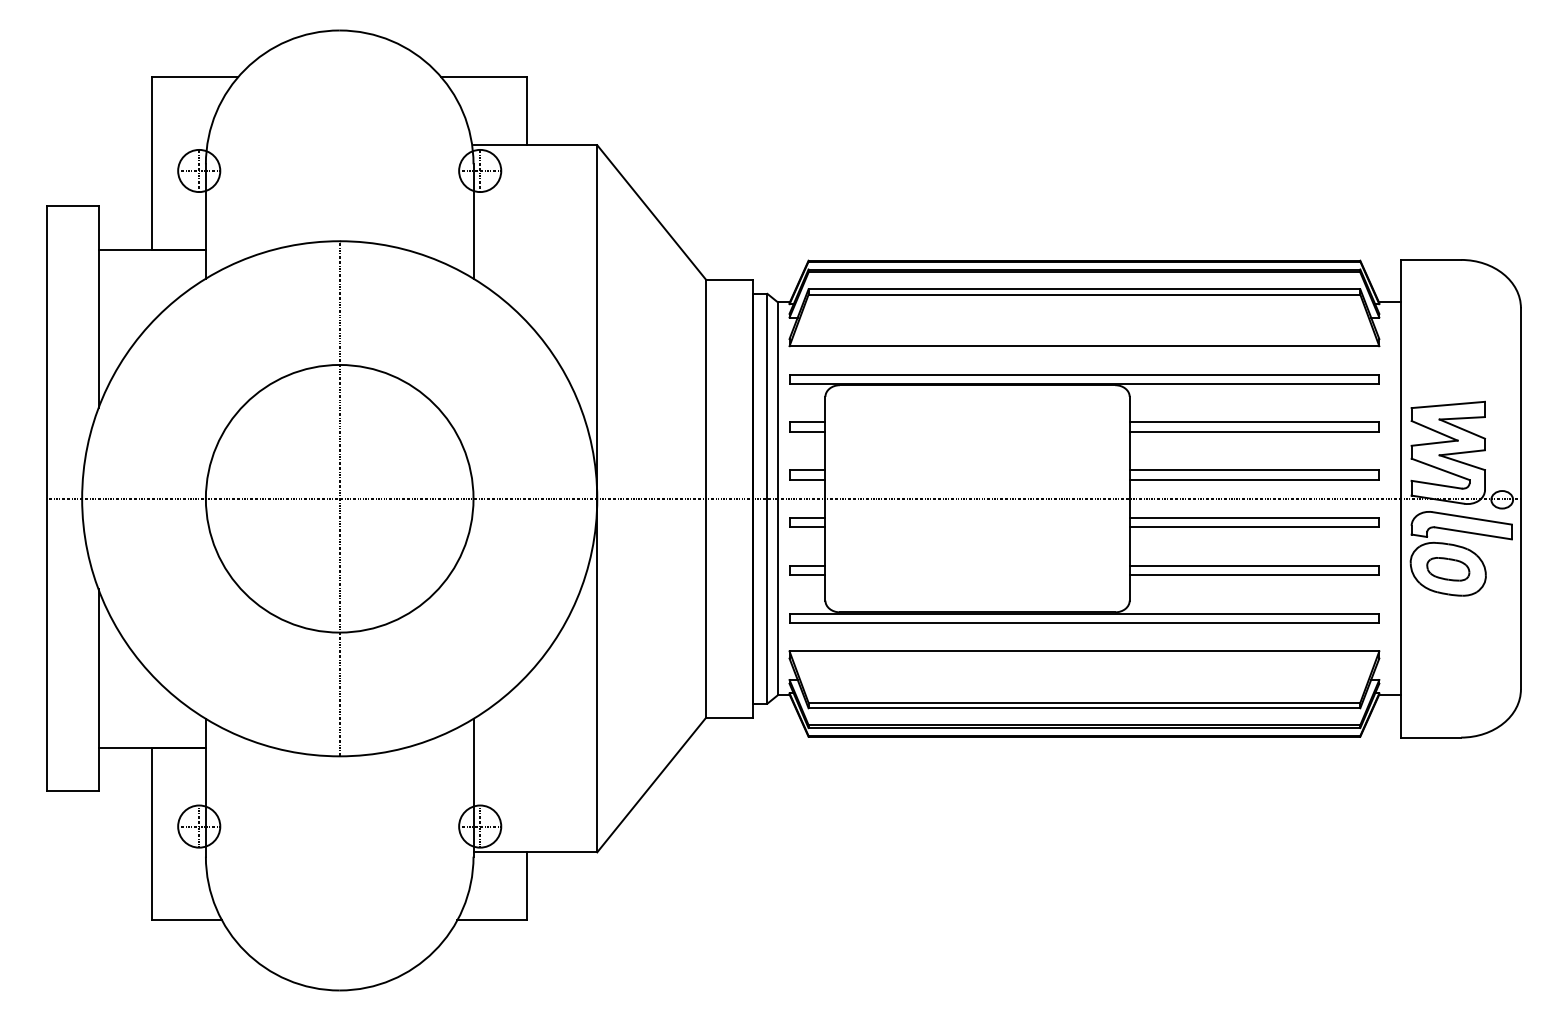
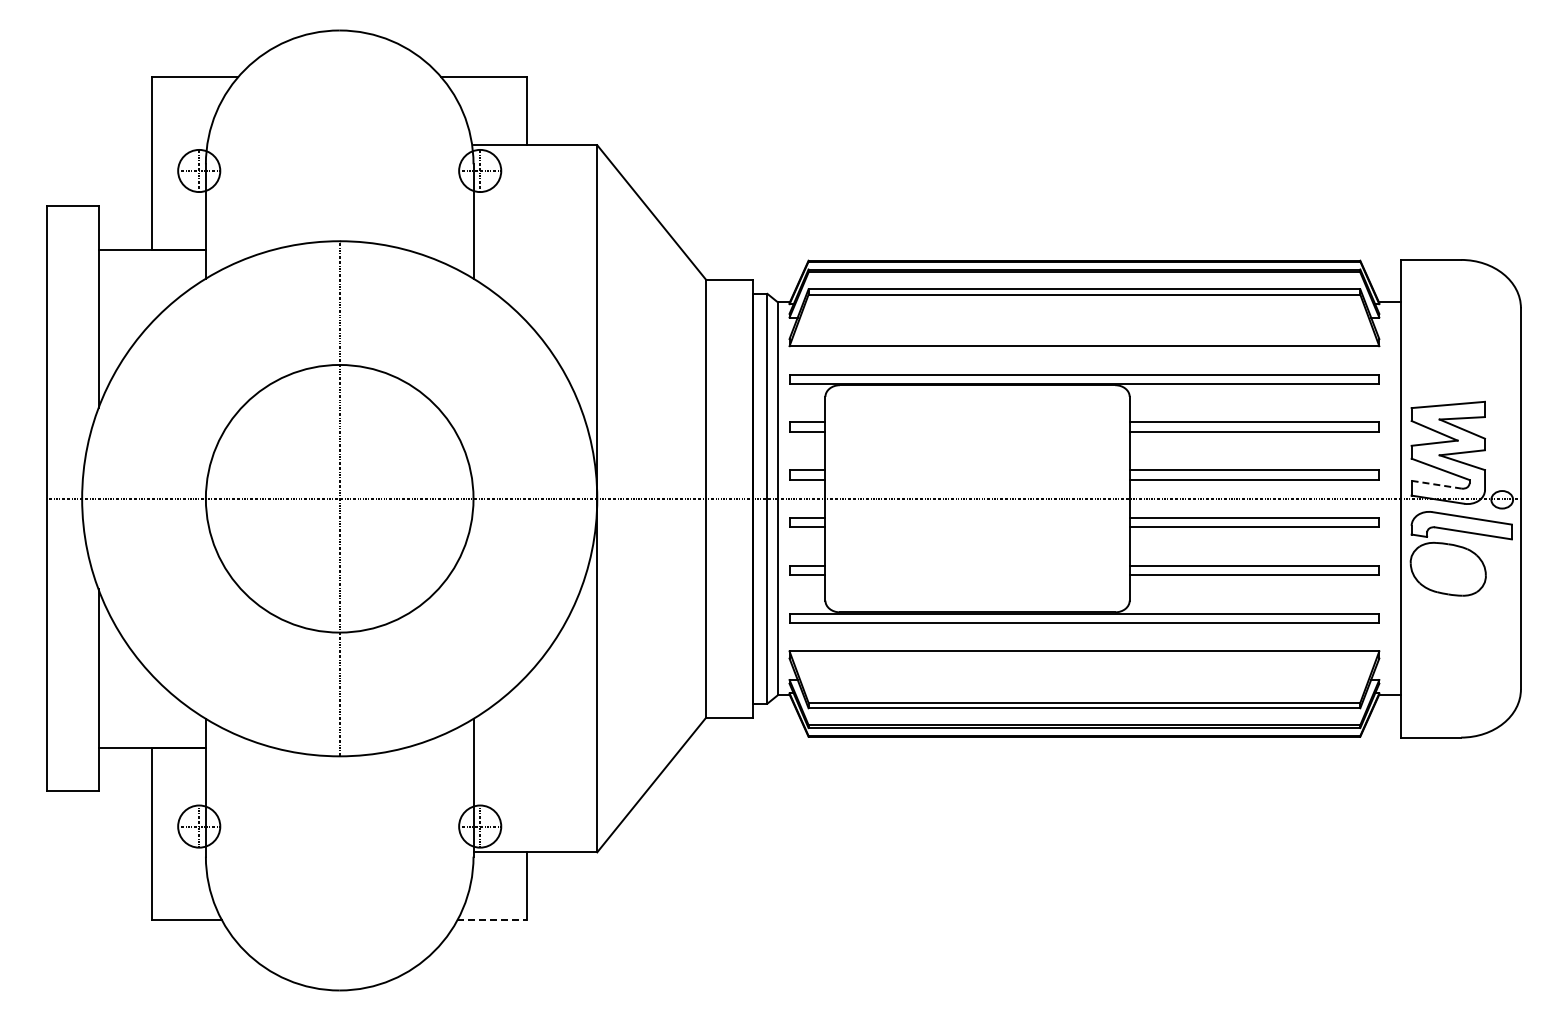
line: solid -> dashed (1437, 484)
part: present -> none (1448, 569)
line: solid -> dashed (492, 920)
